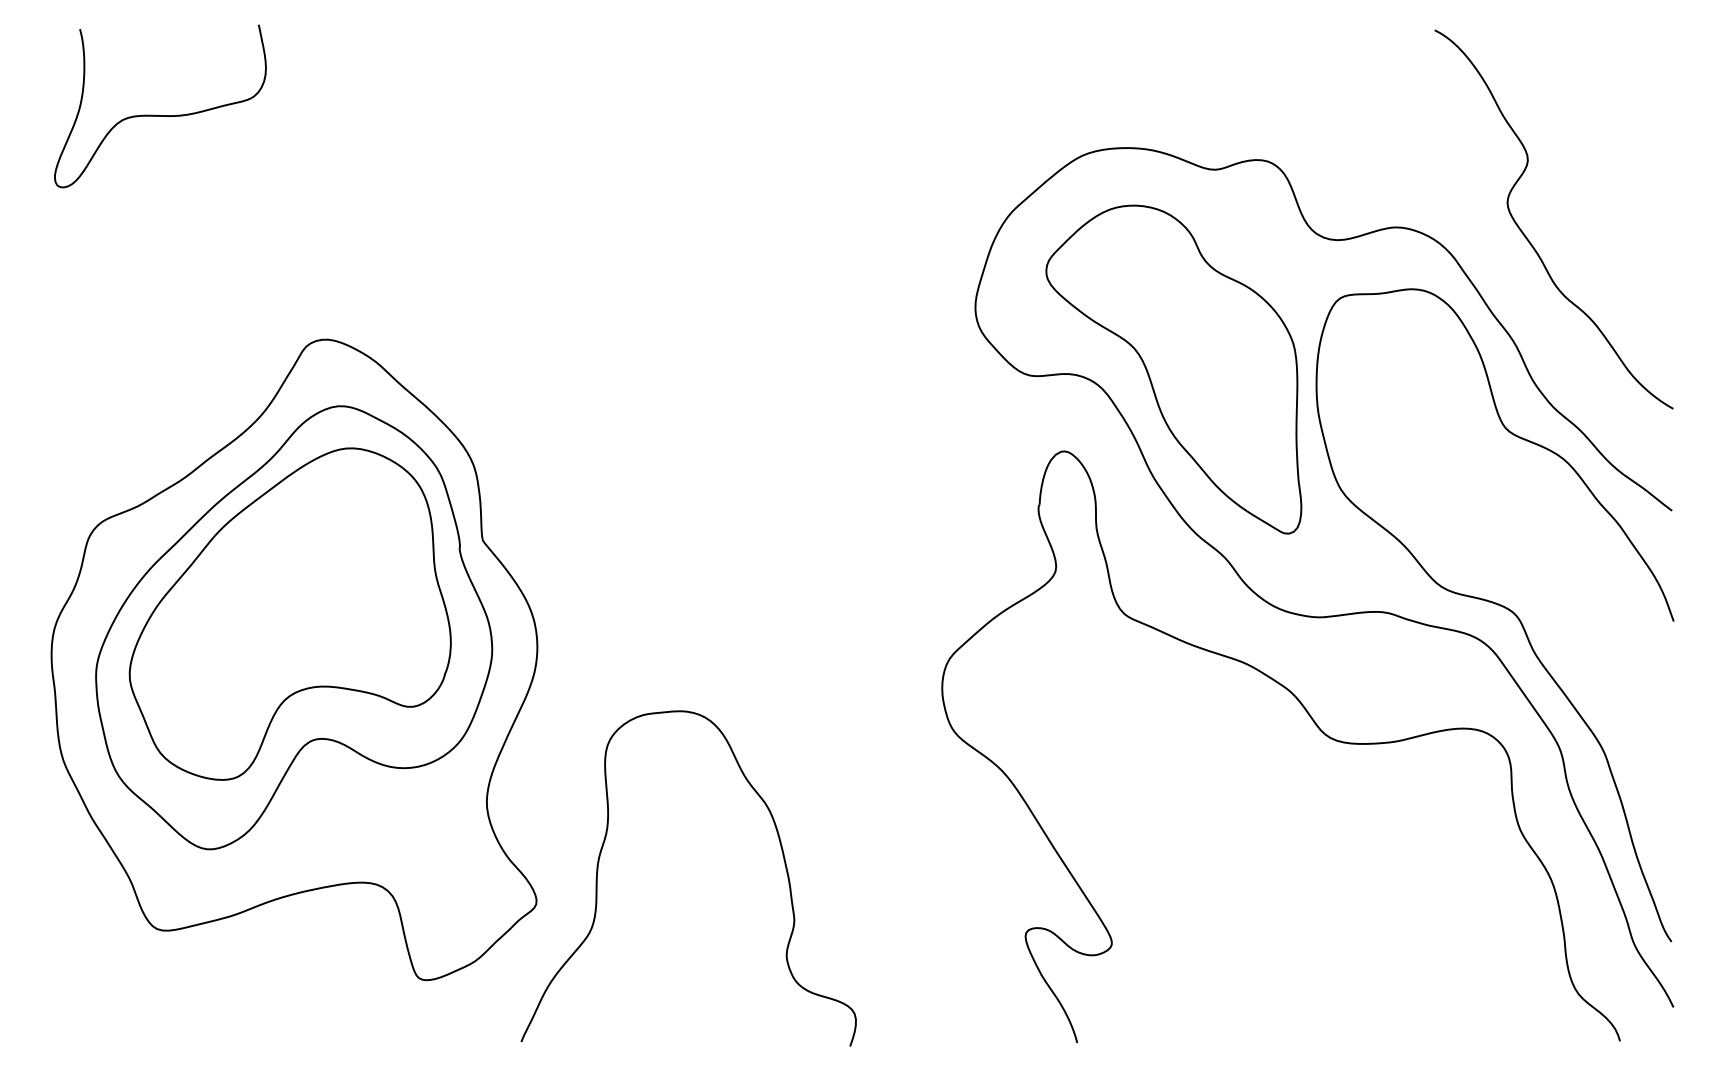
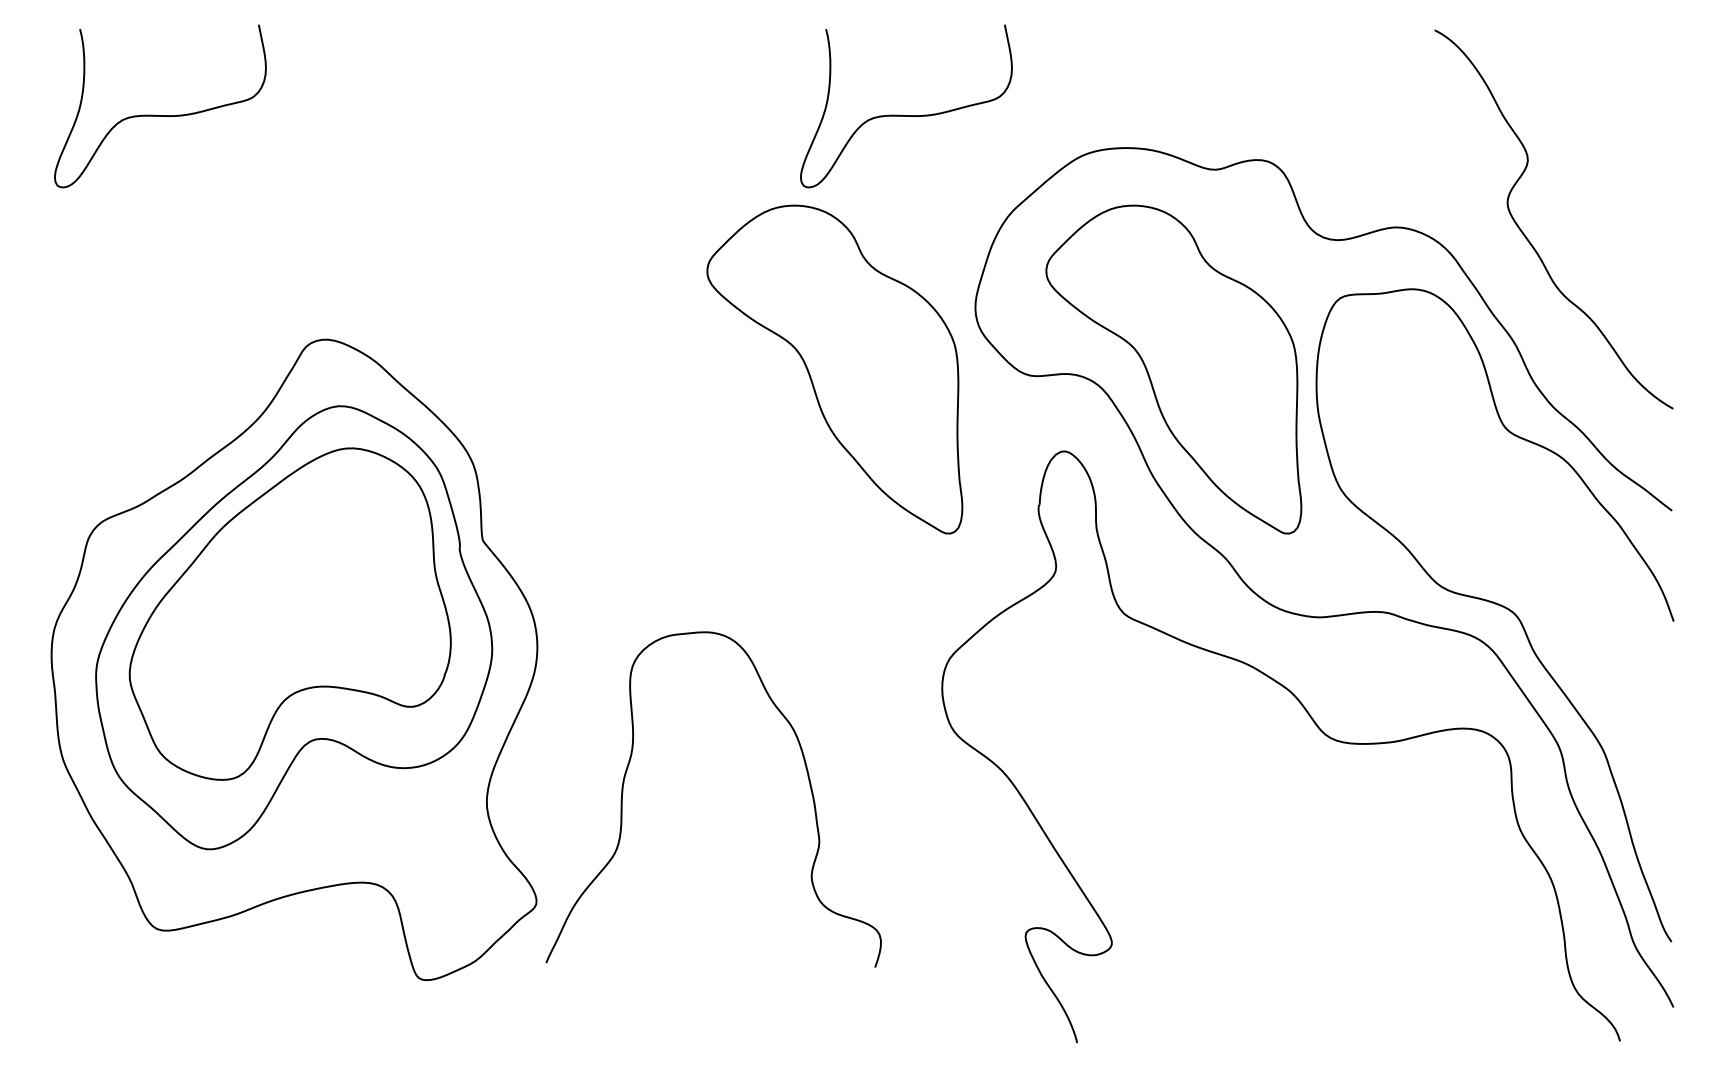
curve: none -> present (906, 115)
part: none -> present (834, 369)
curve position: (598, 871) -> (623, 792) (623, 792)
